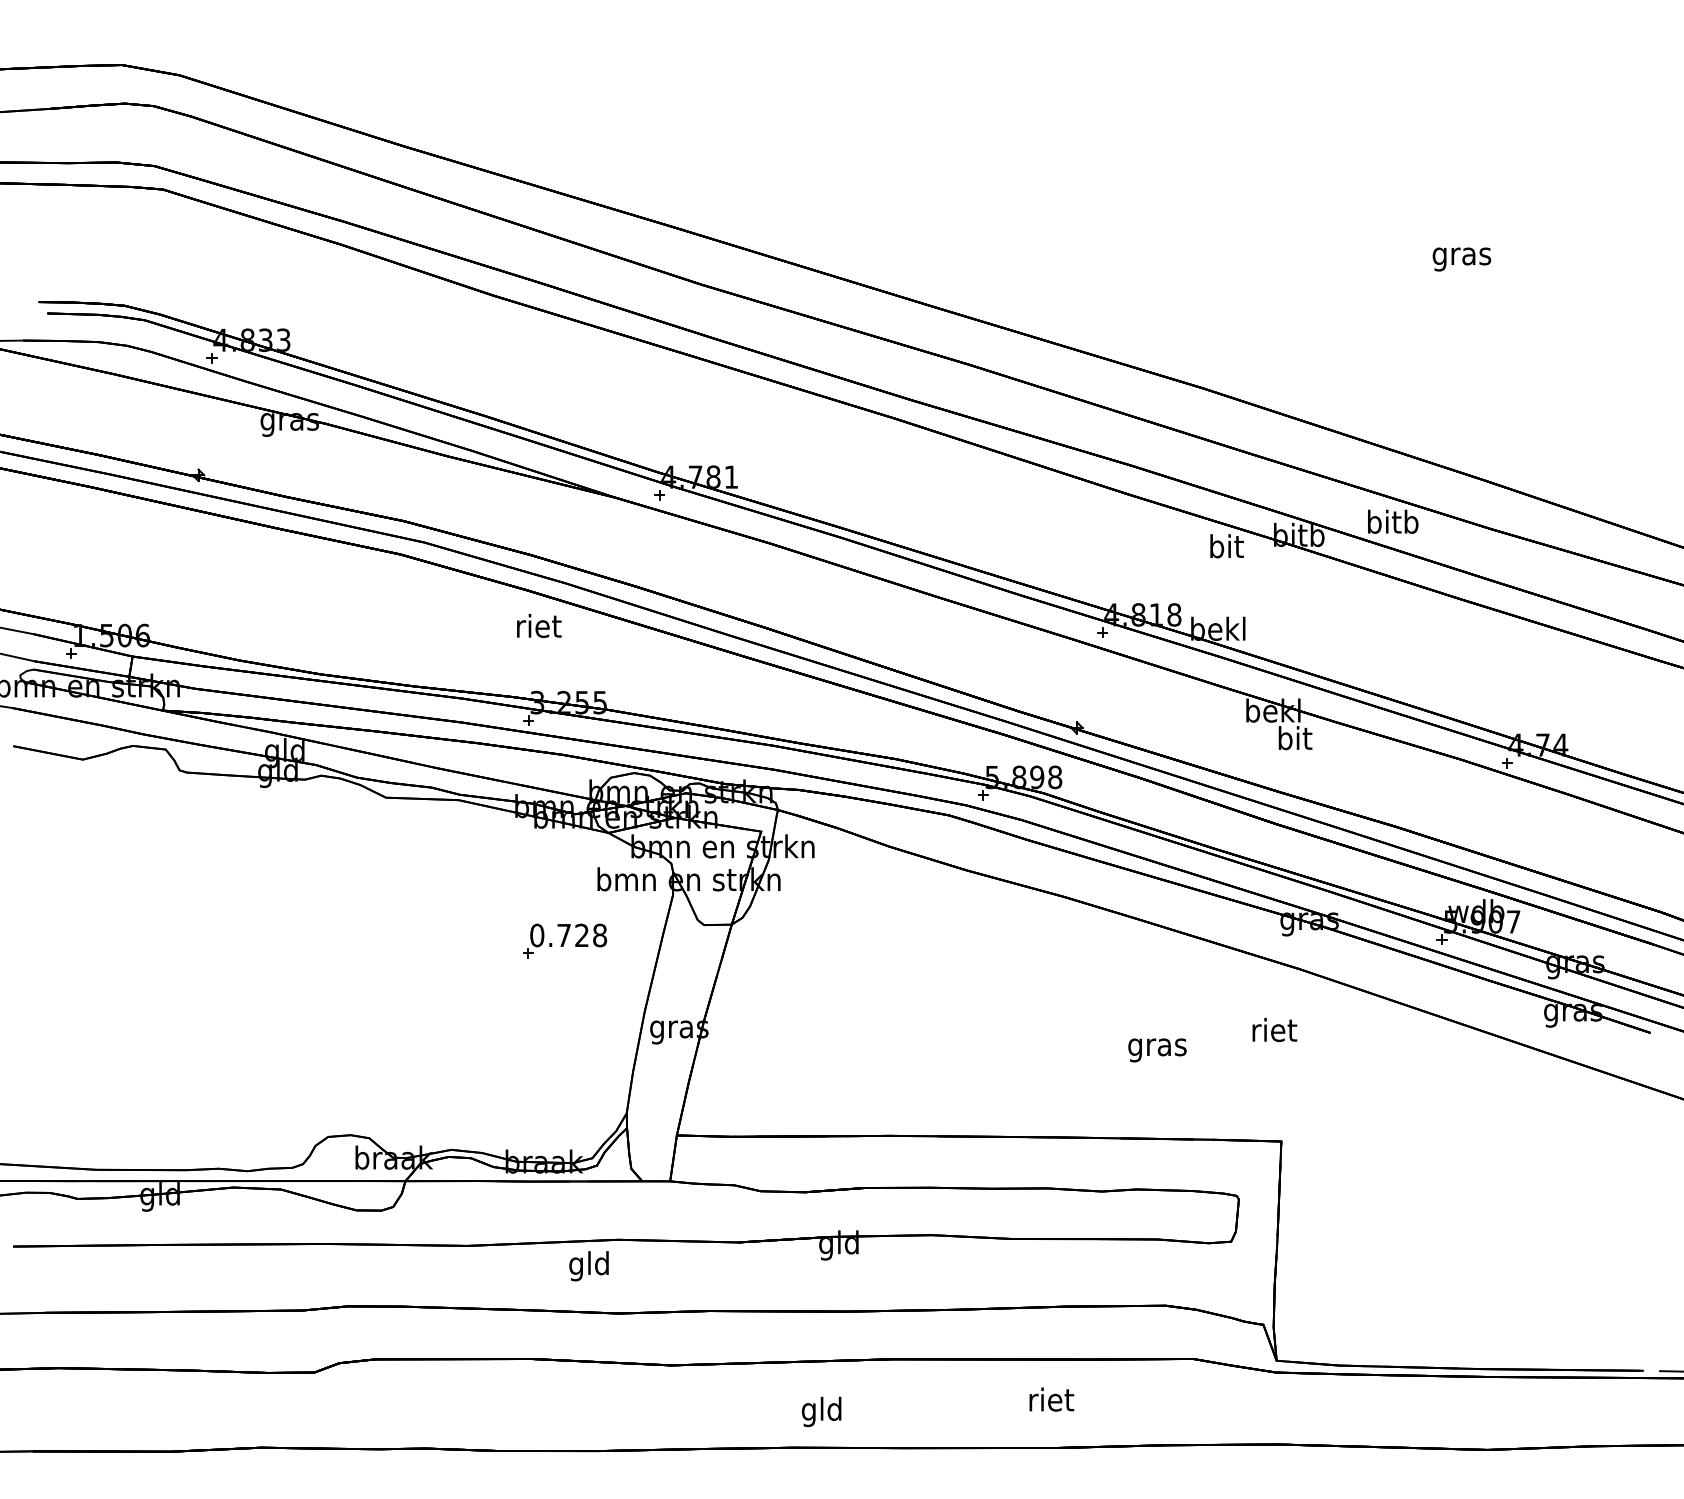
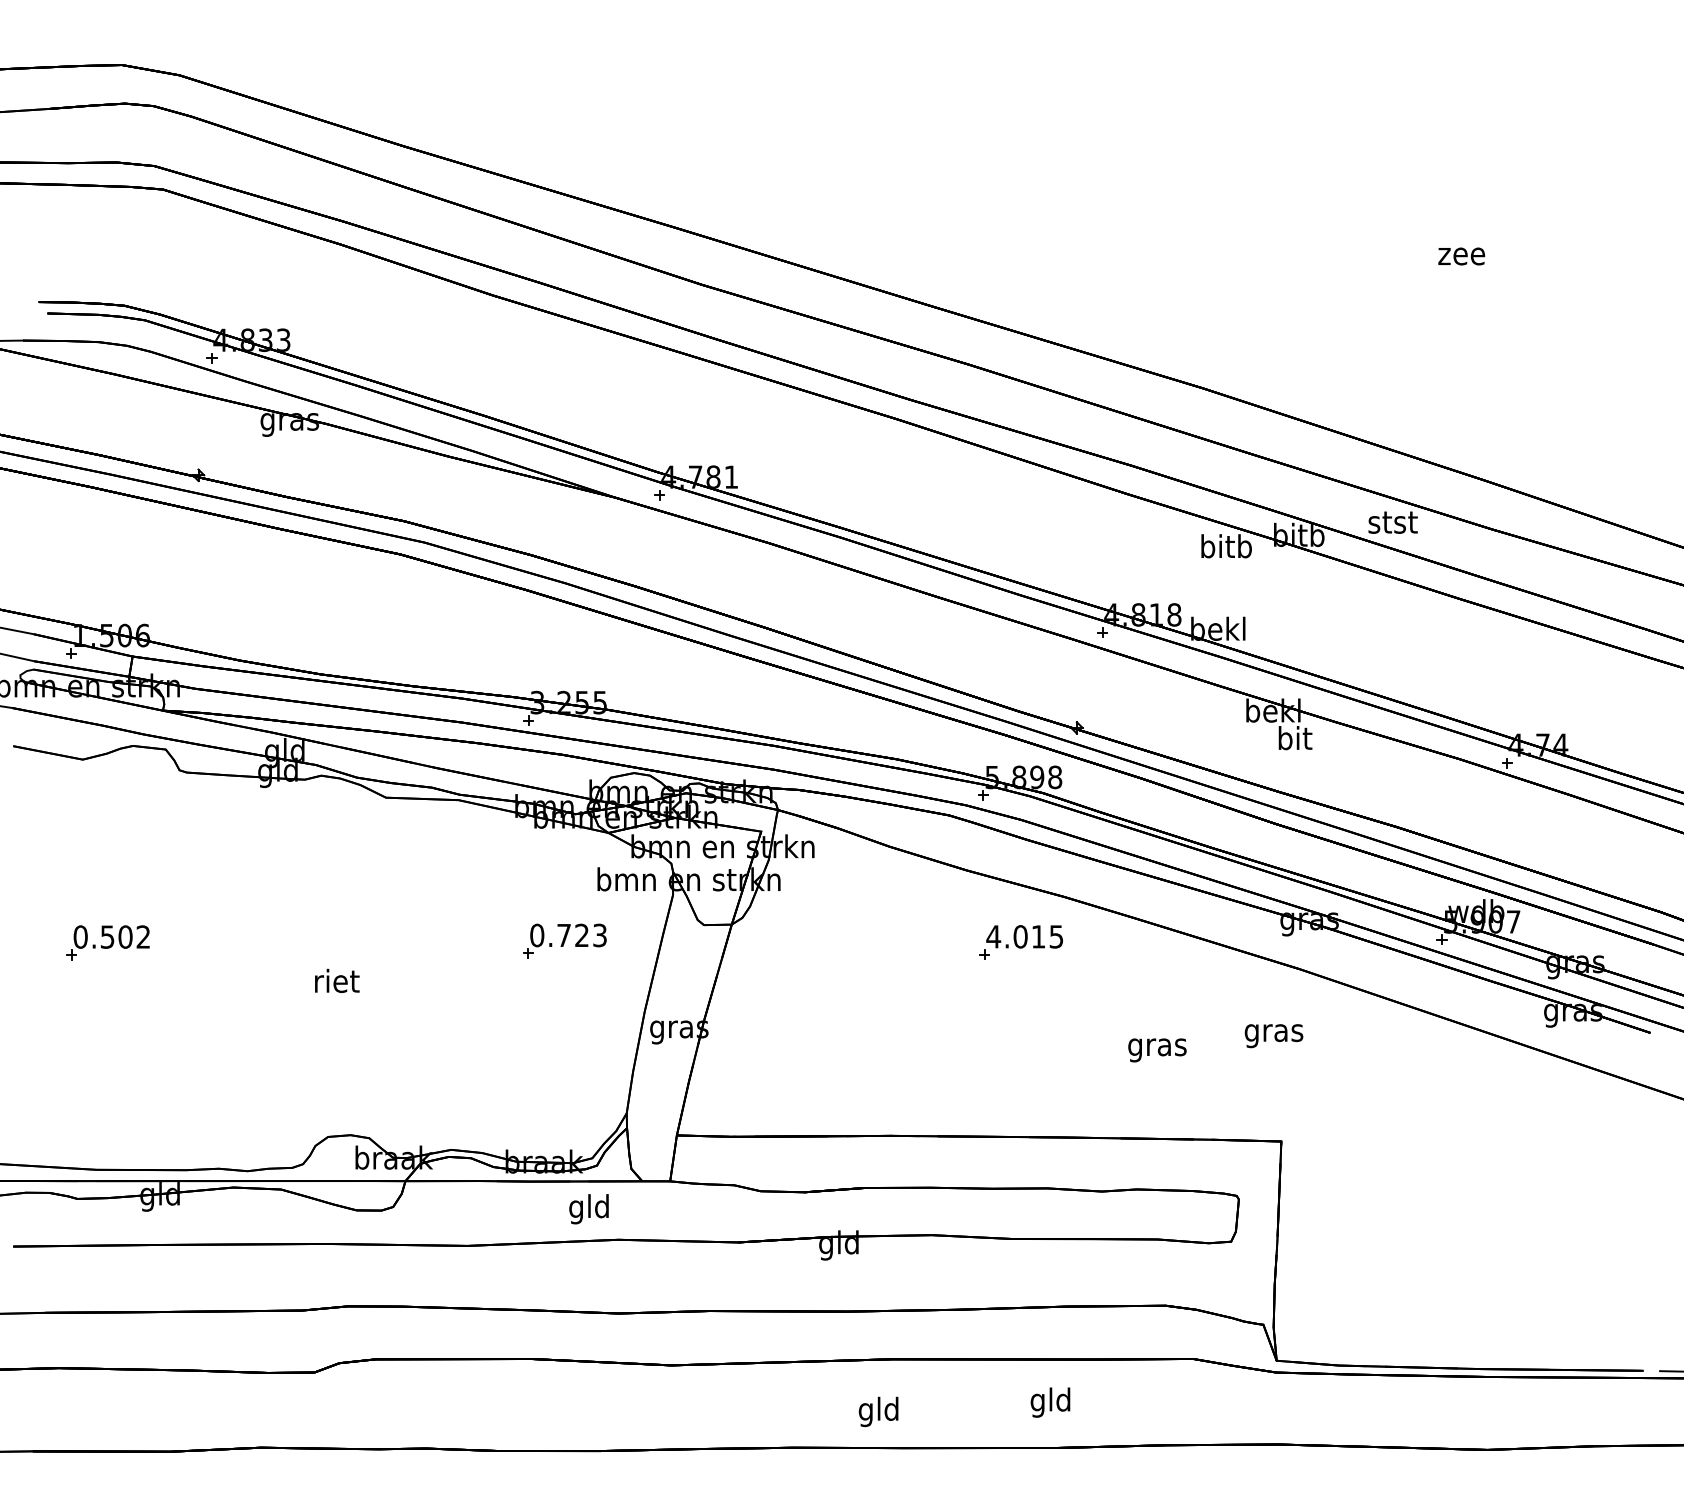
text: gras -> zee (1461, 259)
text: bitb -> stst (1393, 521)
text: bit -> bitb (1226, 546)
text position: (539, 625) -> (337, 980) (337, 980)
text: 0.728 -> 0.723 (600, 935)
part: none -> present (107, 942)
part: none -> present (1020, 942)
text: riet -> gras (1273, 1032)
text position: (588, 1266) -> (588, 1209) (588, 1209)
text: riet -> gld (1051, 1402)
text position: (821, 1411) -> (878, 1411) (878, 1411)
